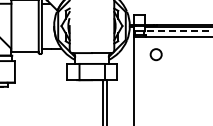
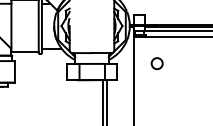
line: dashed -> solid (179, 31)
circle position: (155, 54) -> (156, 63) (156, 63)
